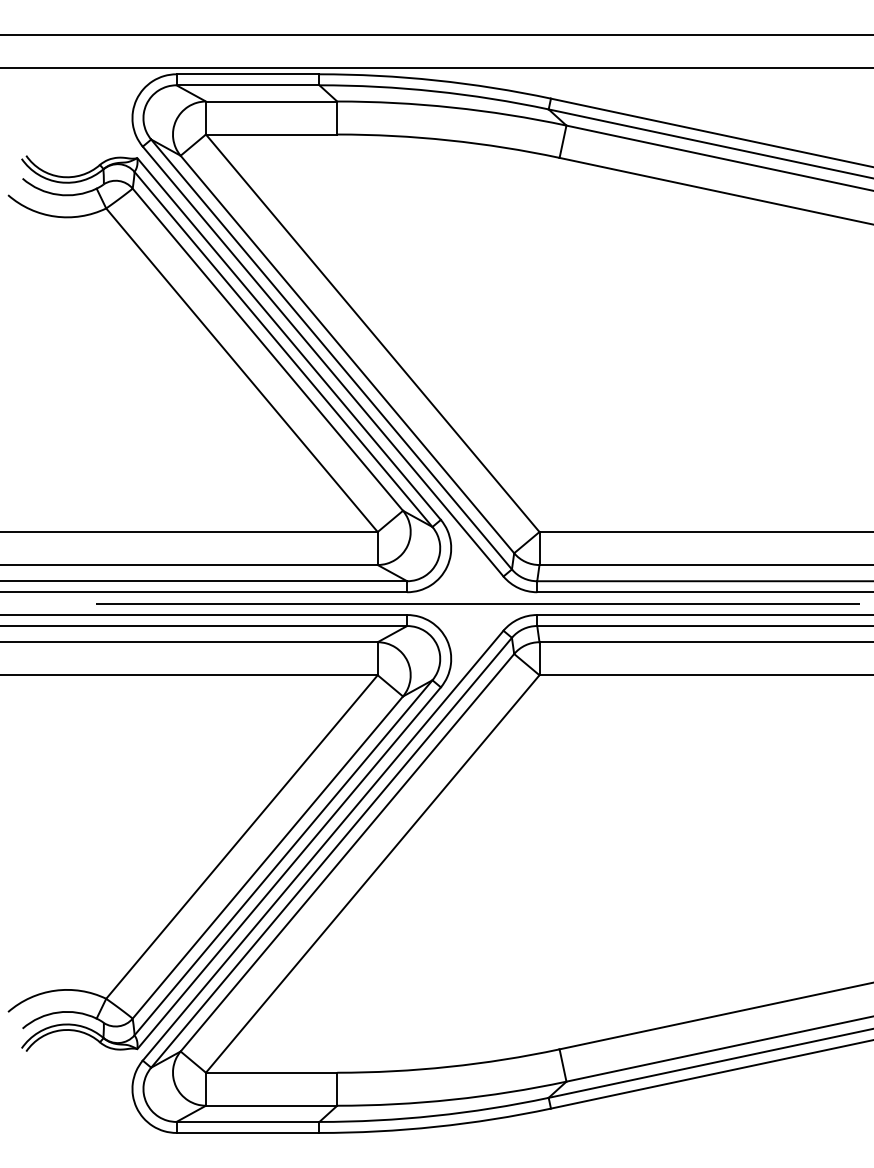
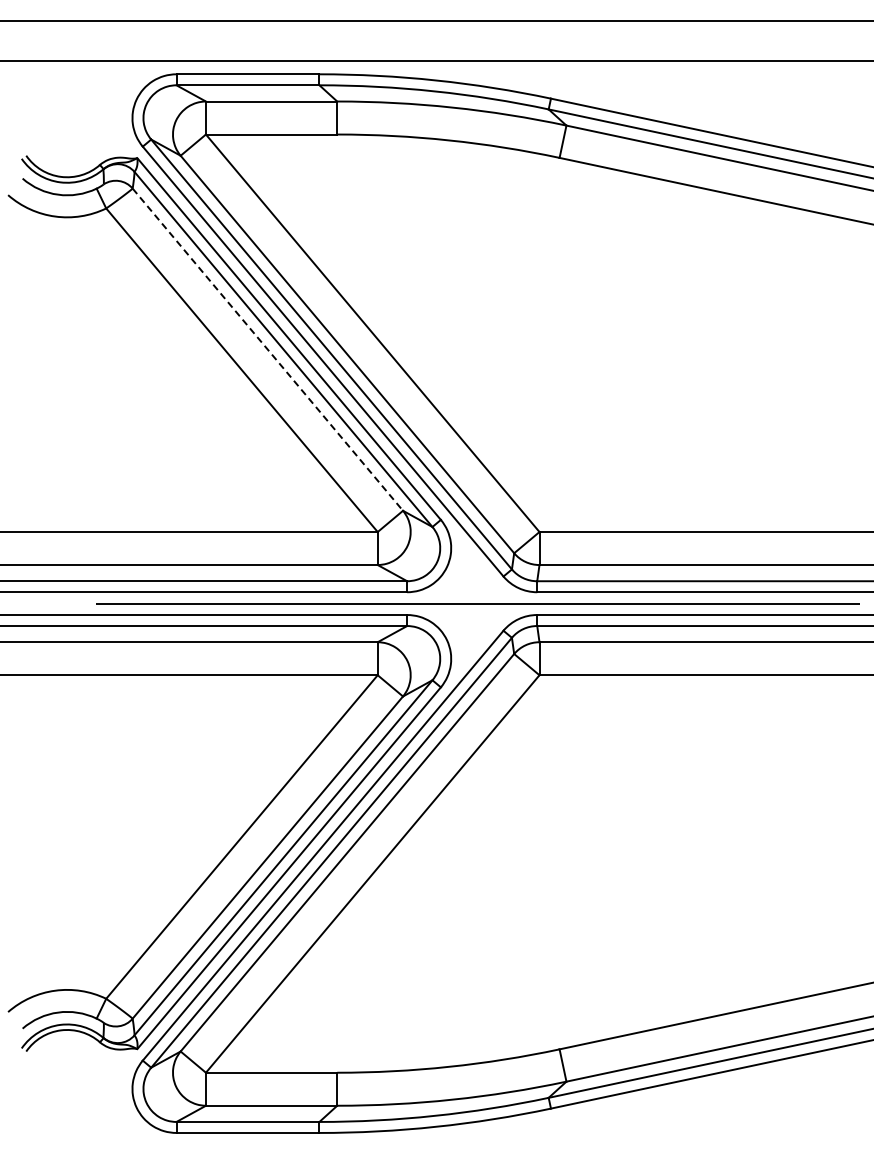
line position: (436, 35) -> (436, 21) (436, 21)
line position: (436, 68) -> (436, 61) (436, 61)
line: solid -> dashed (268, 350)
